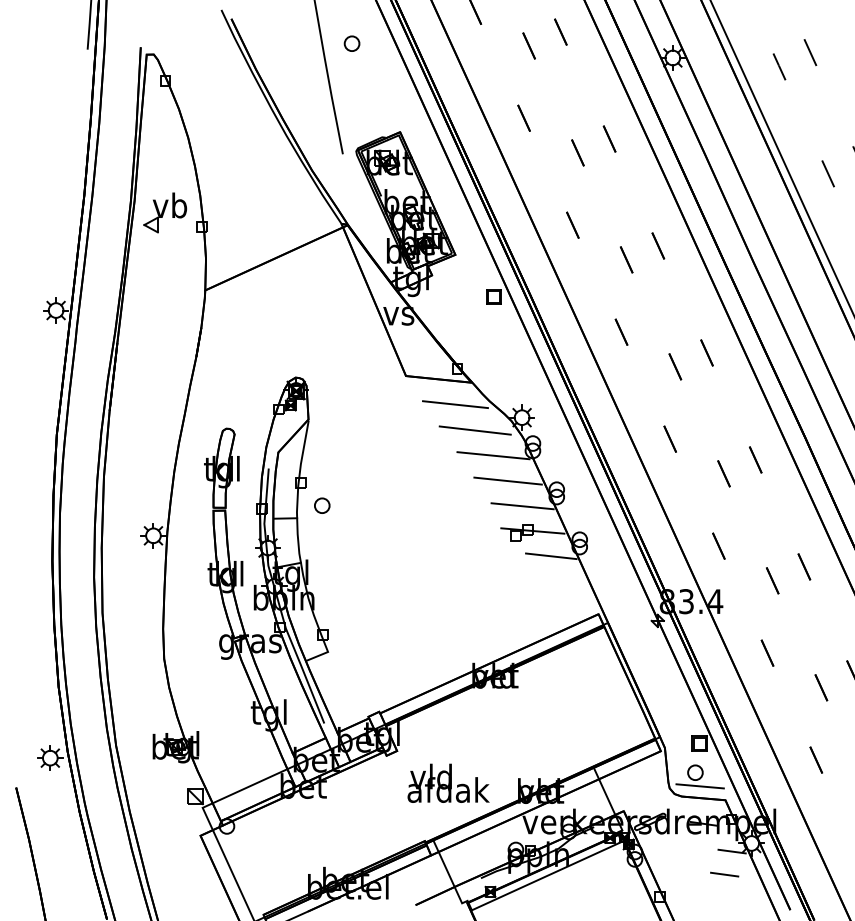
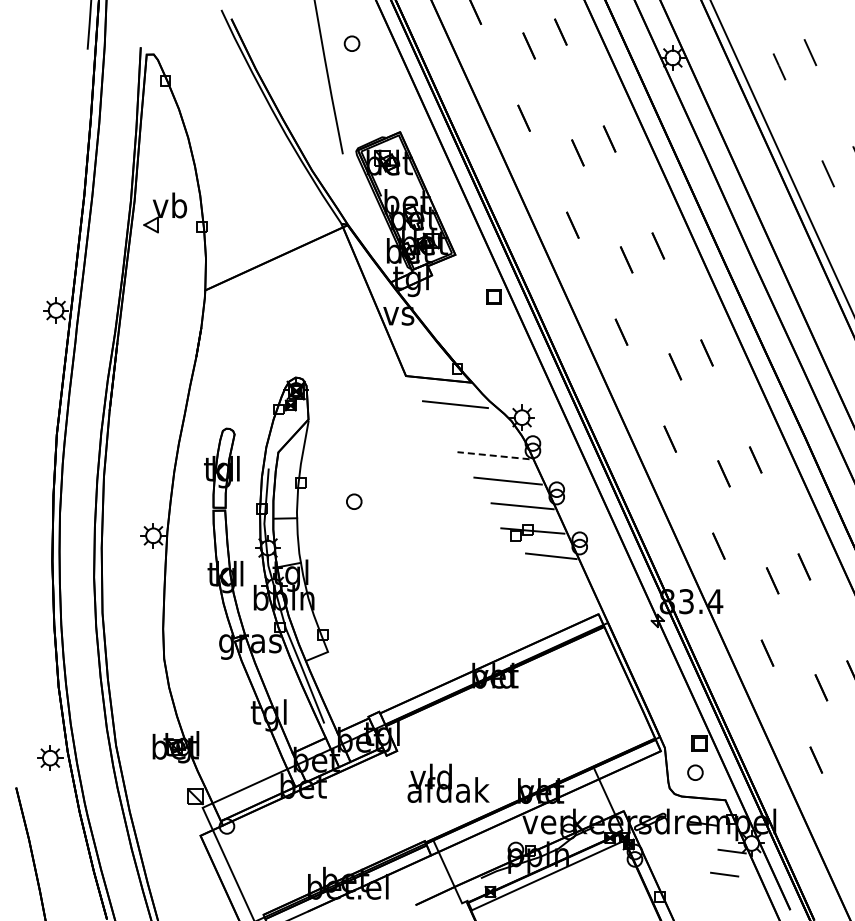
line: present -> none (474, 430)
line: solid -> dashed (493, 455)
part position: (322, 505) -> (354, 501) (354, 501)
line: present -> none (699, 786)
